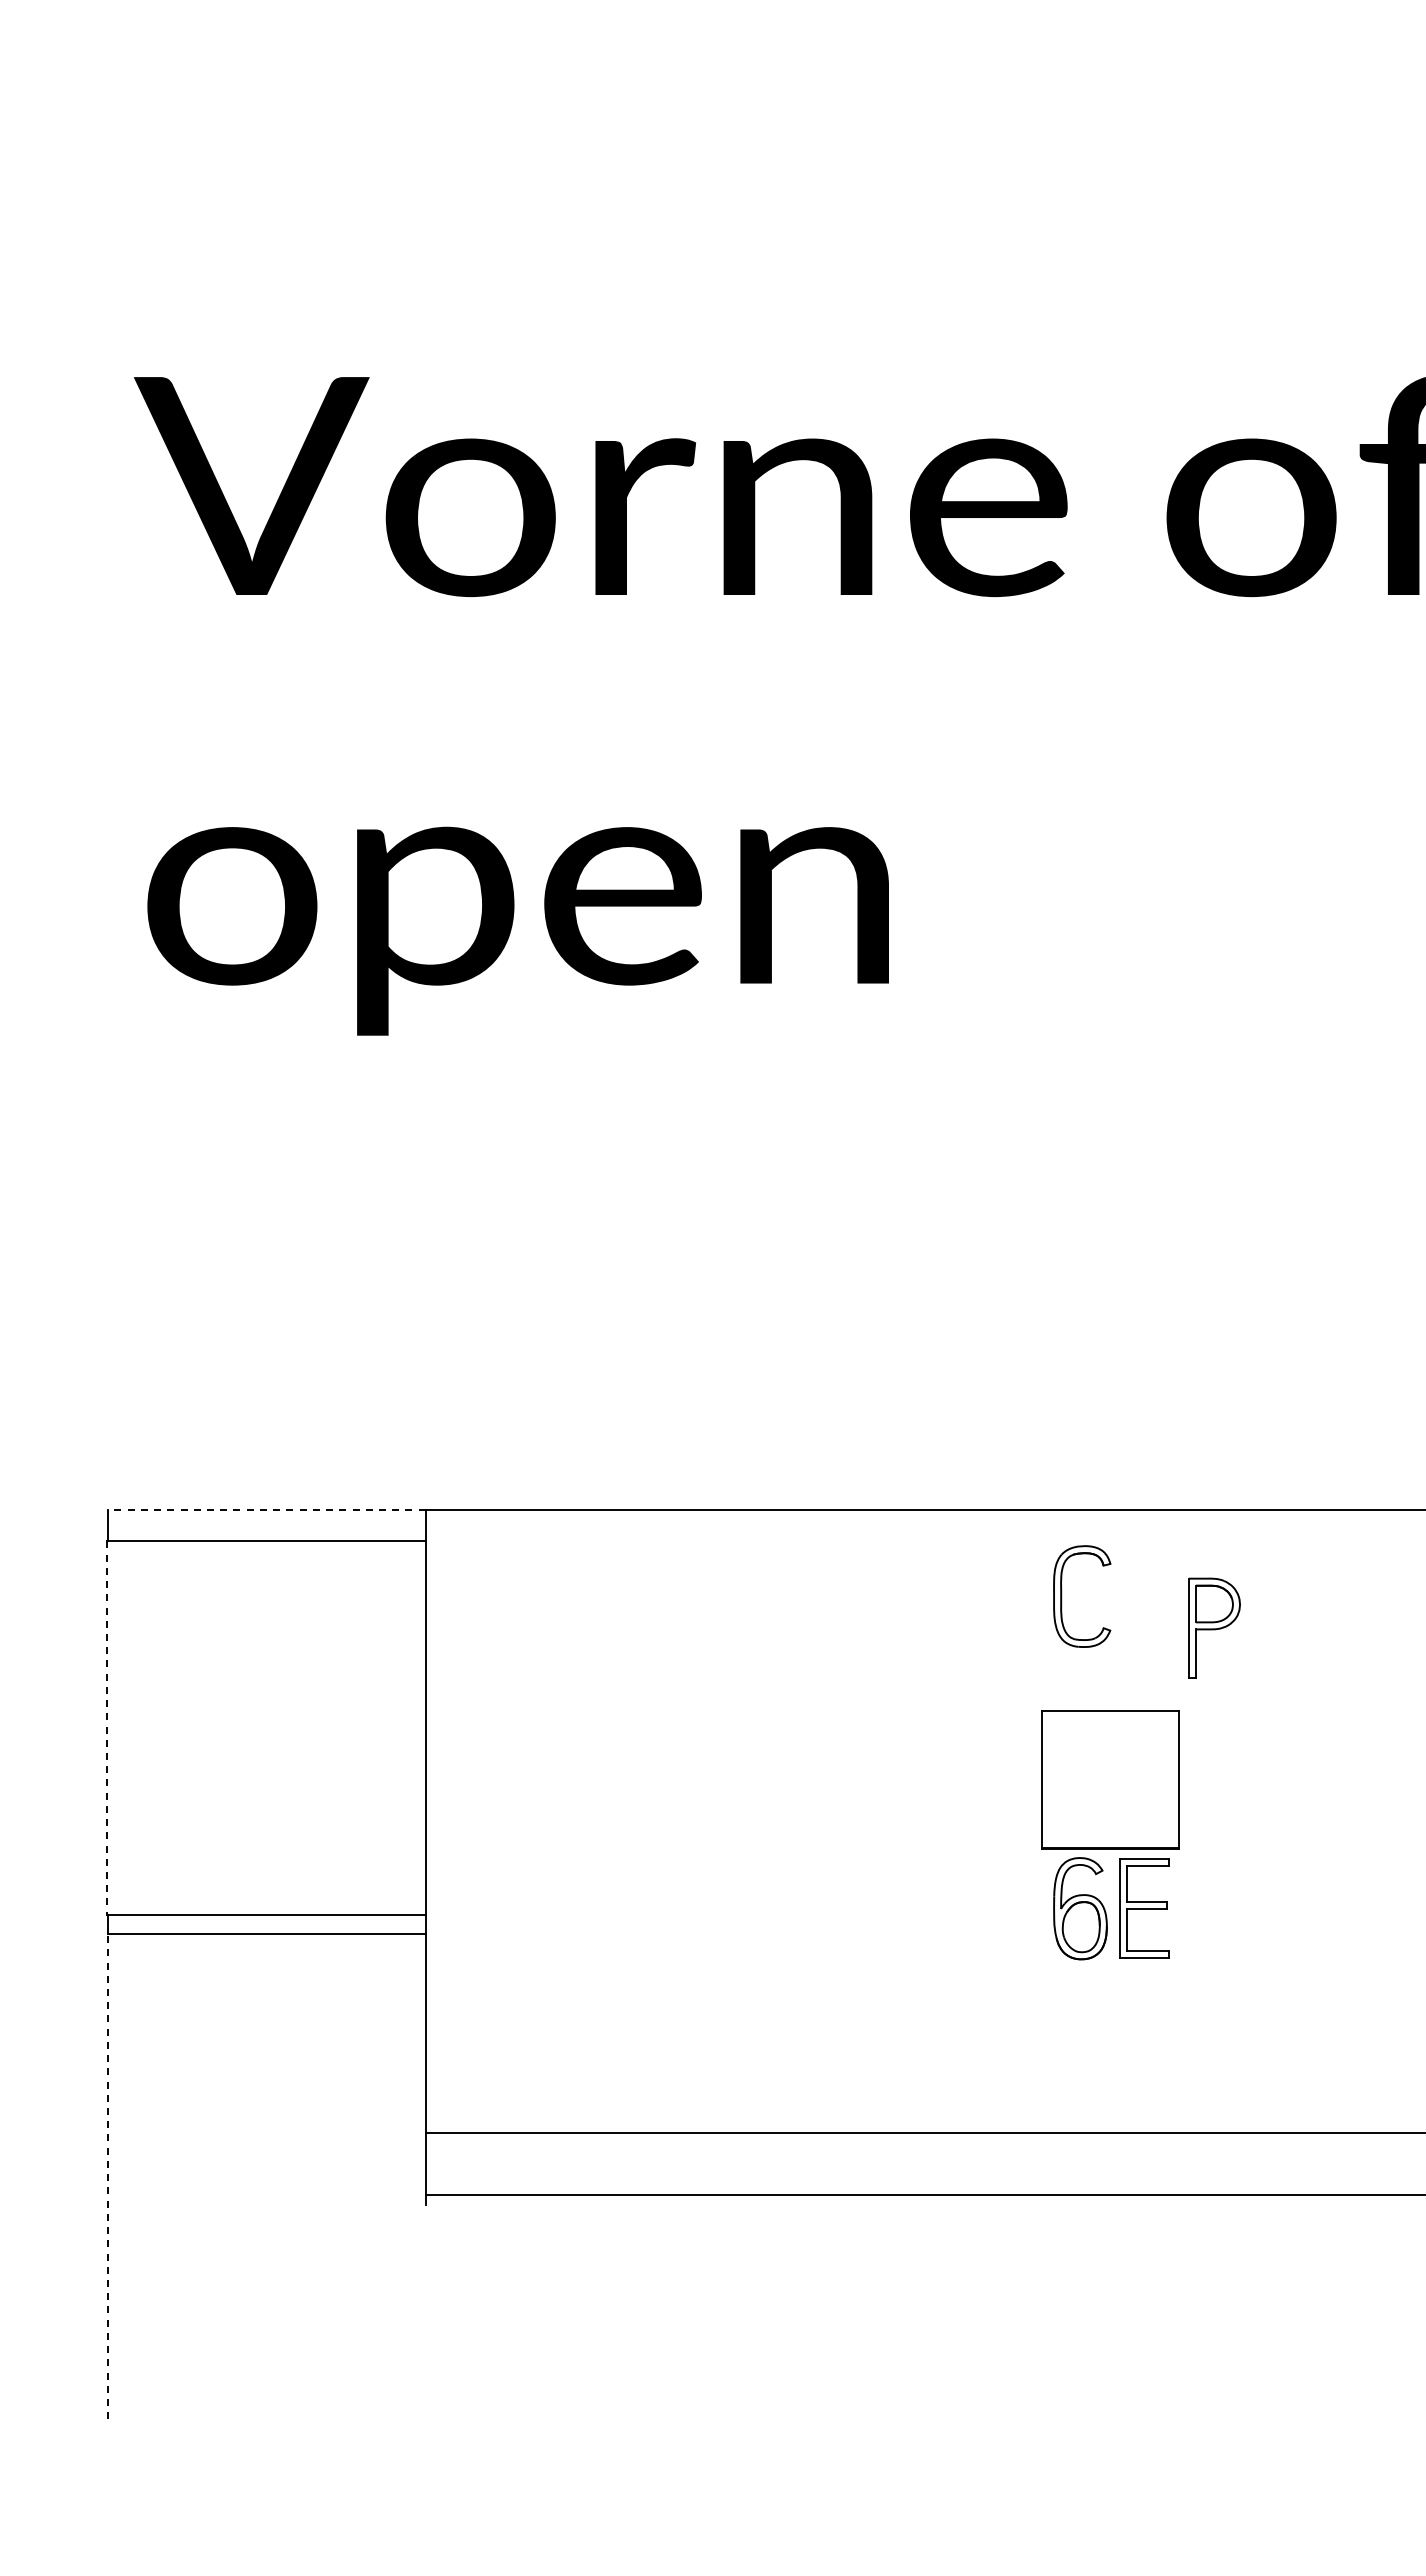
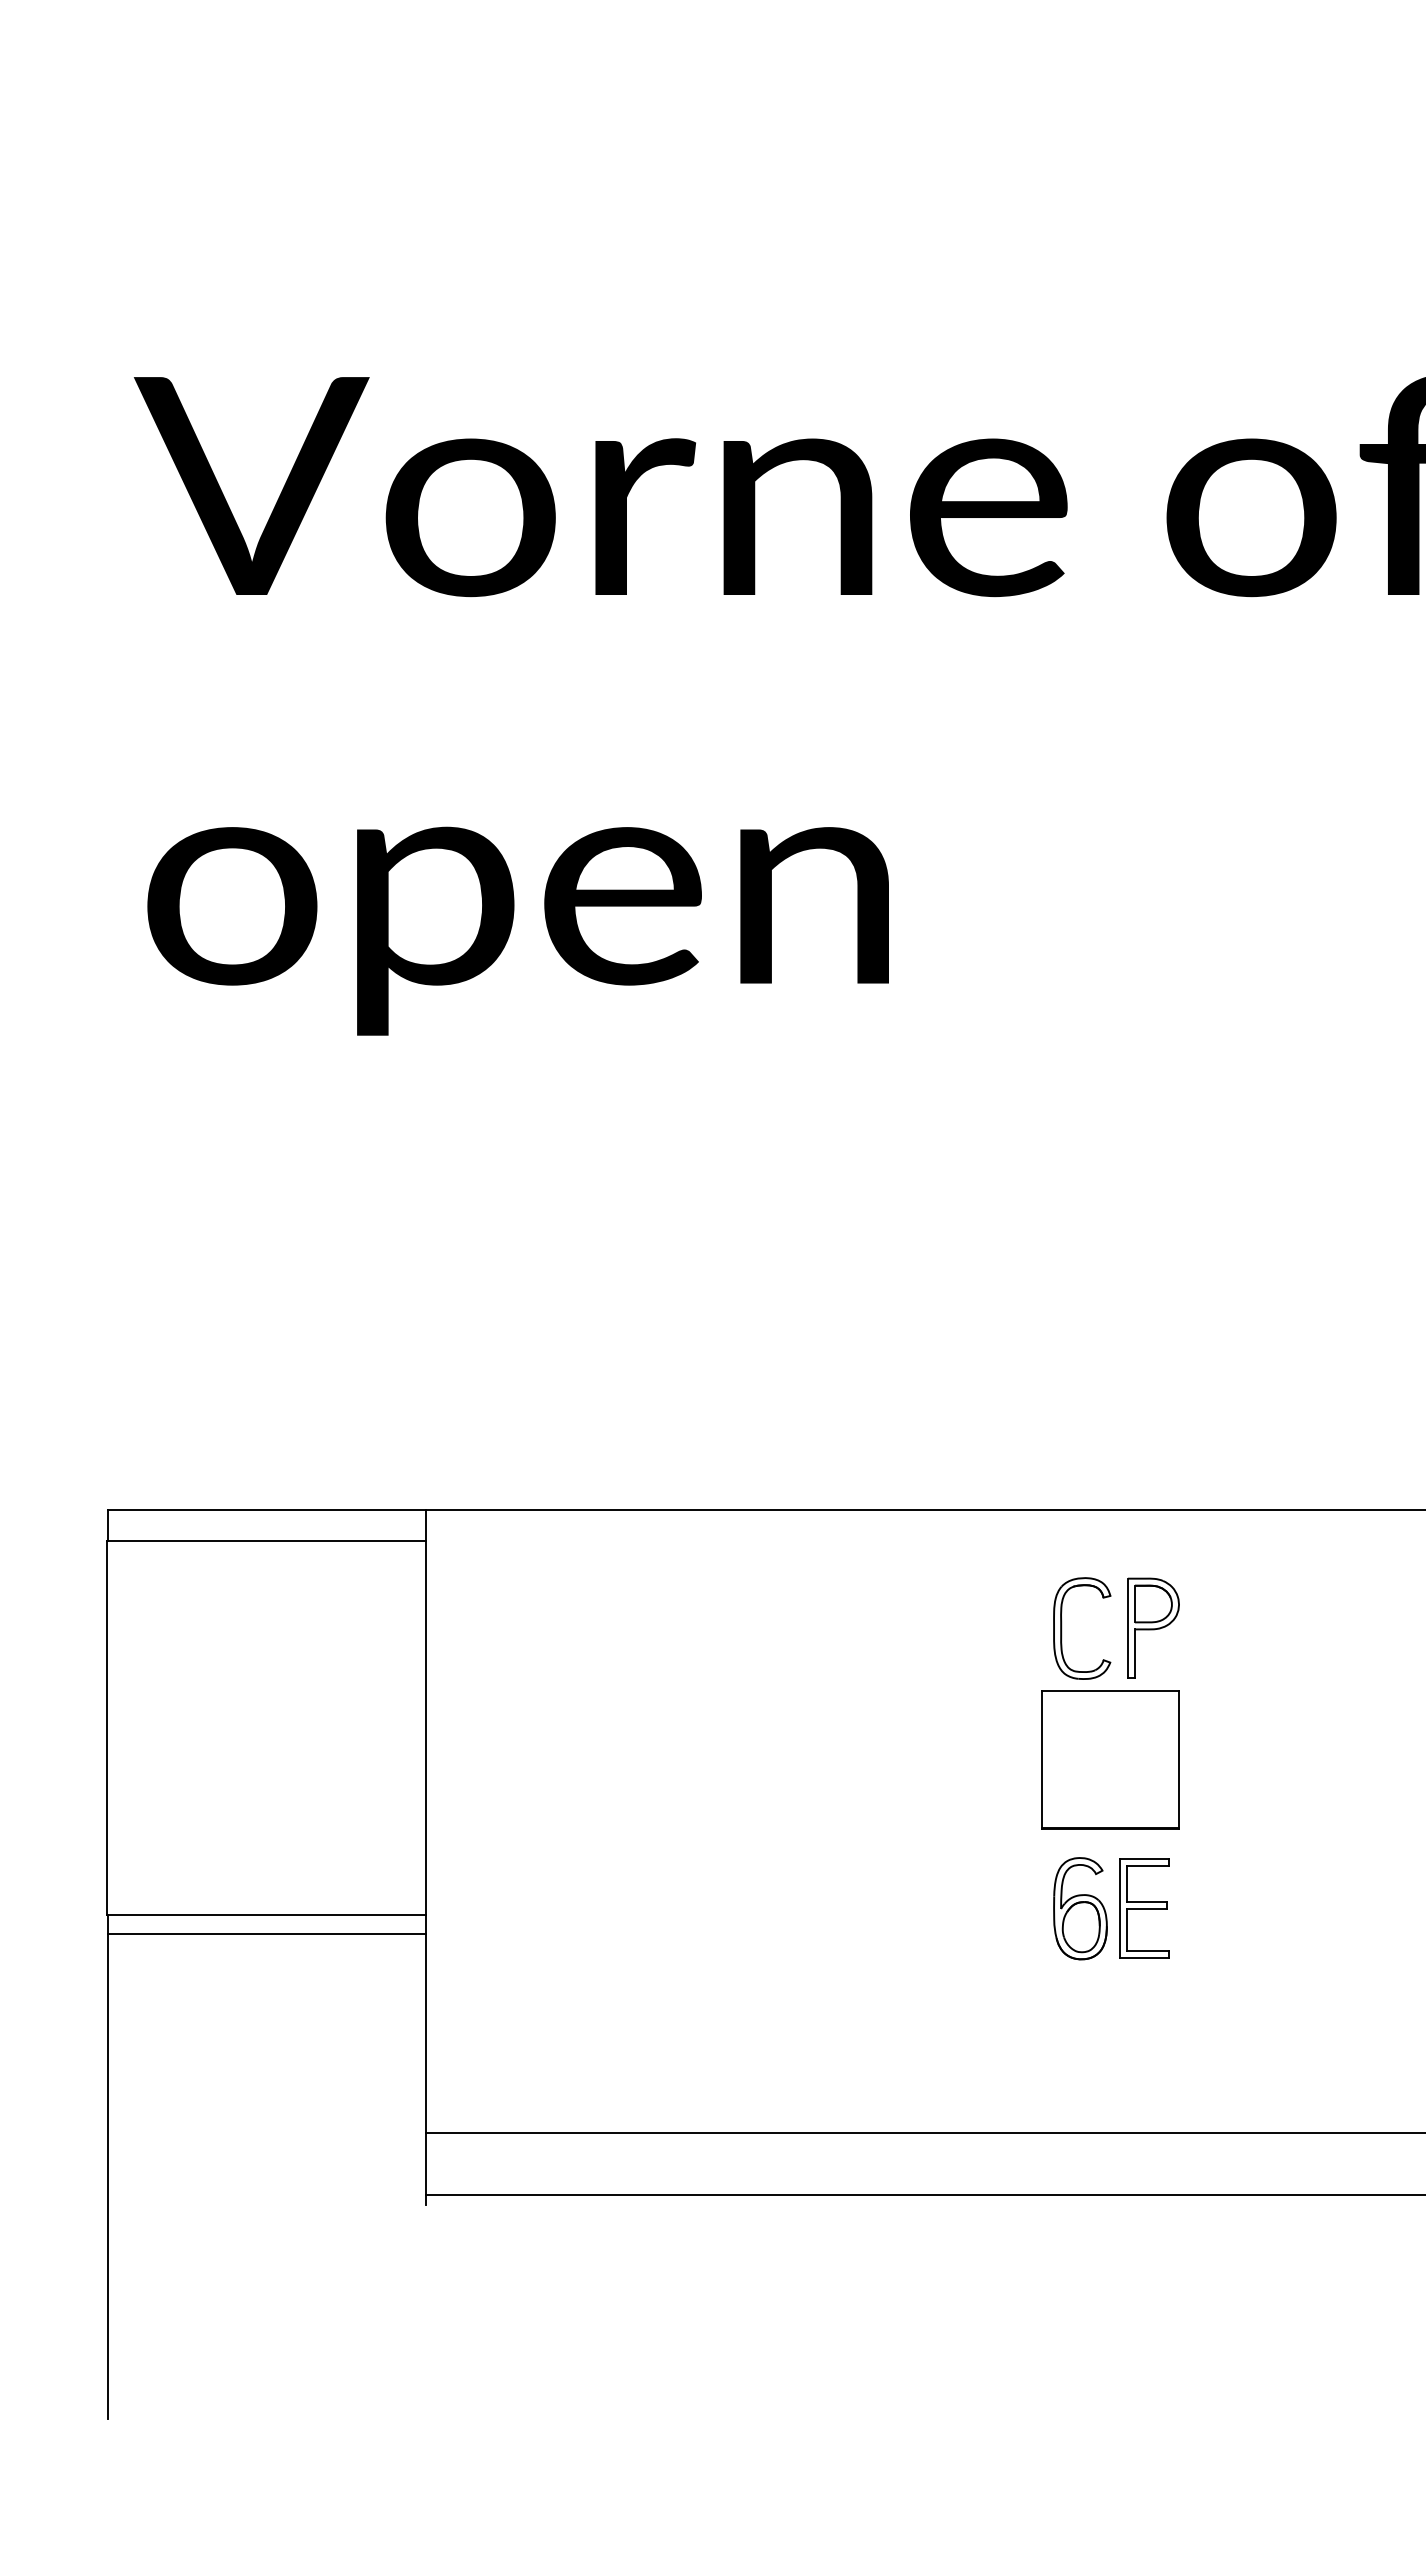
line: dashed -> solid (266, 1510)
part position: (1062, 1596) -> (1062, 1628) (1062, 1628)
part position: (1214, 1627) -> (1153, 1627) (1153, 1627)
line: dashed -> solid (107, 1728)
part position: (1110, 1779) -> (1110, 1759) (1110, 1759)
line: dashed -> solid (107, 2176)
